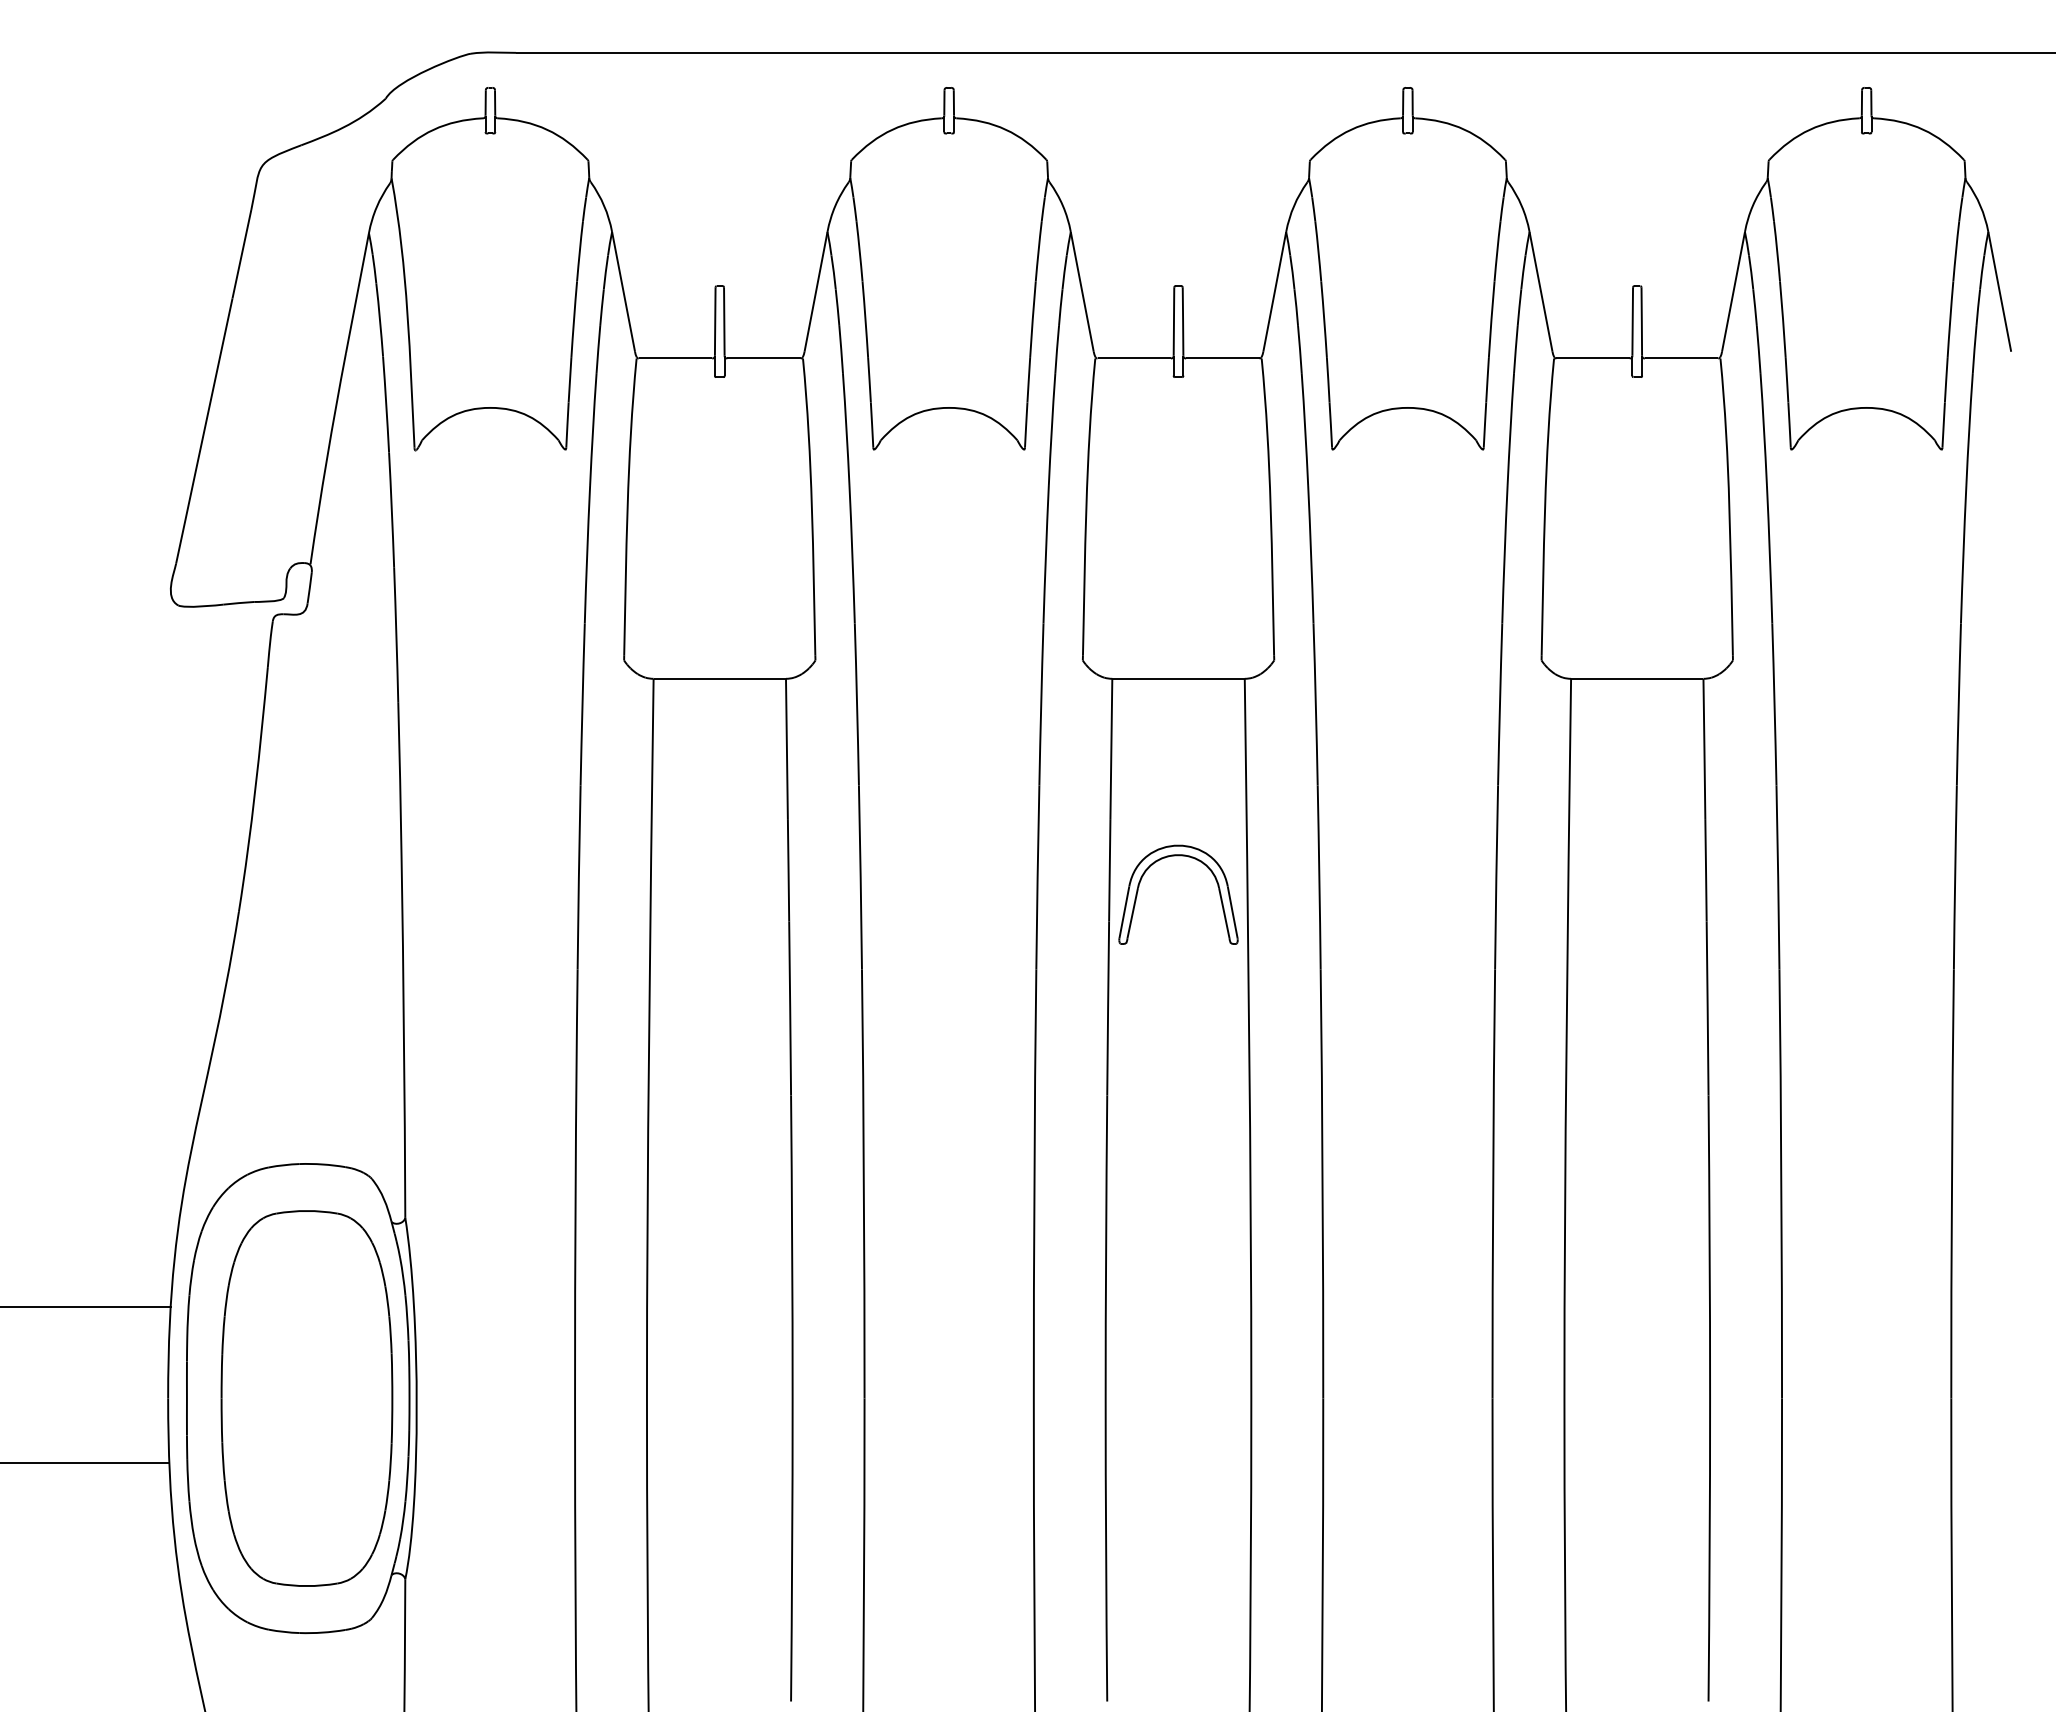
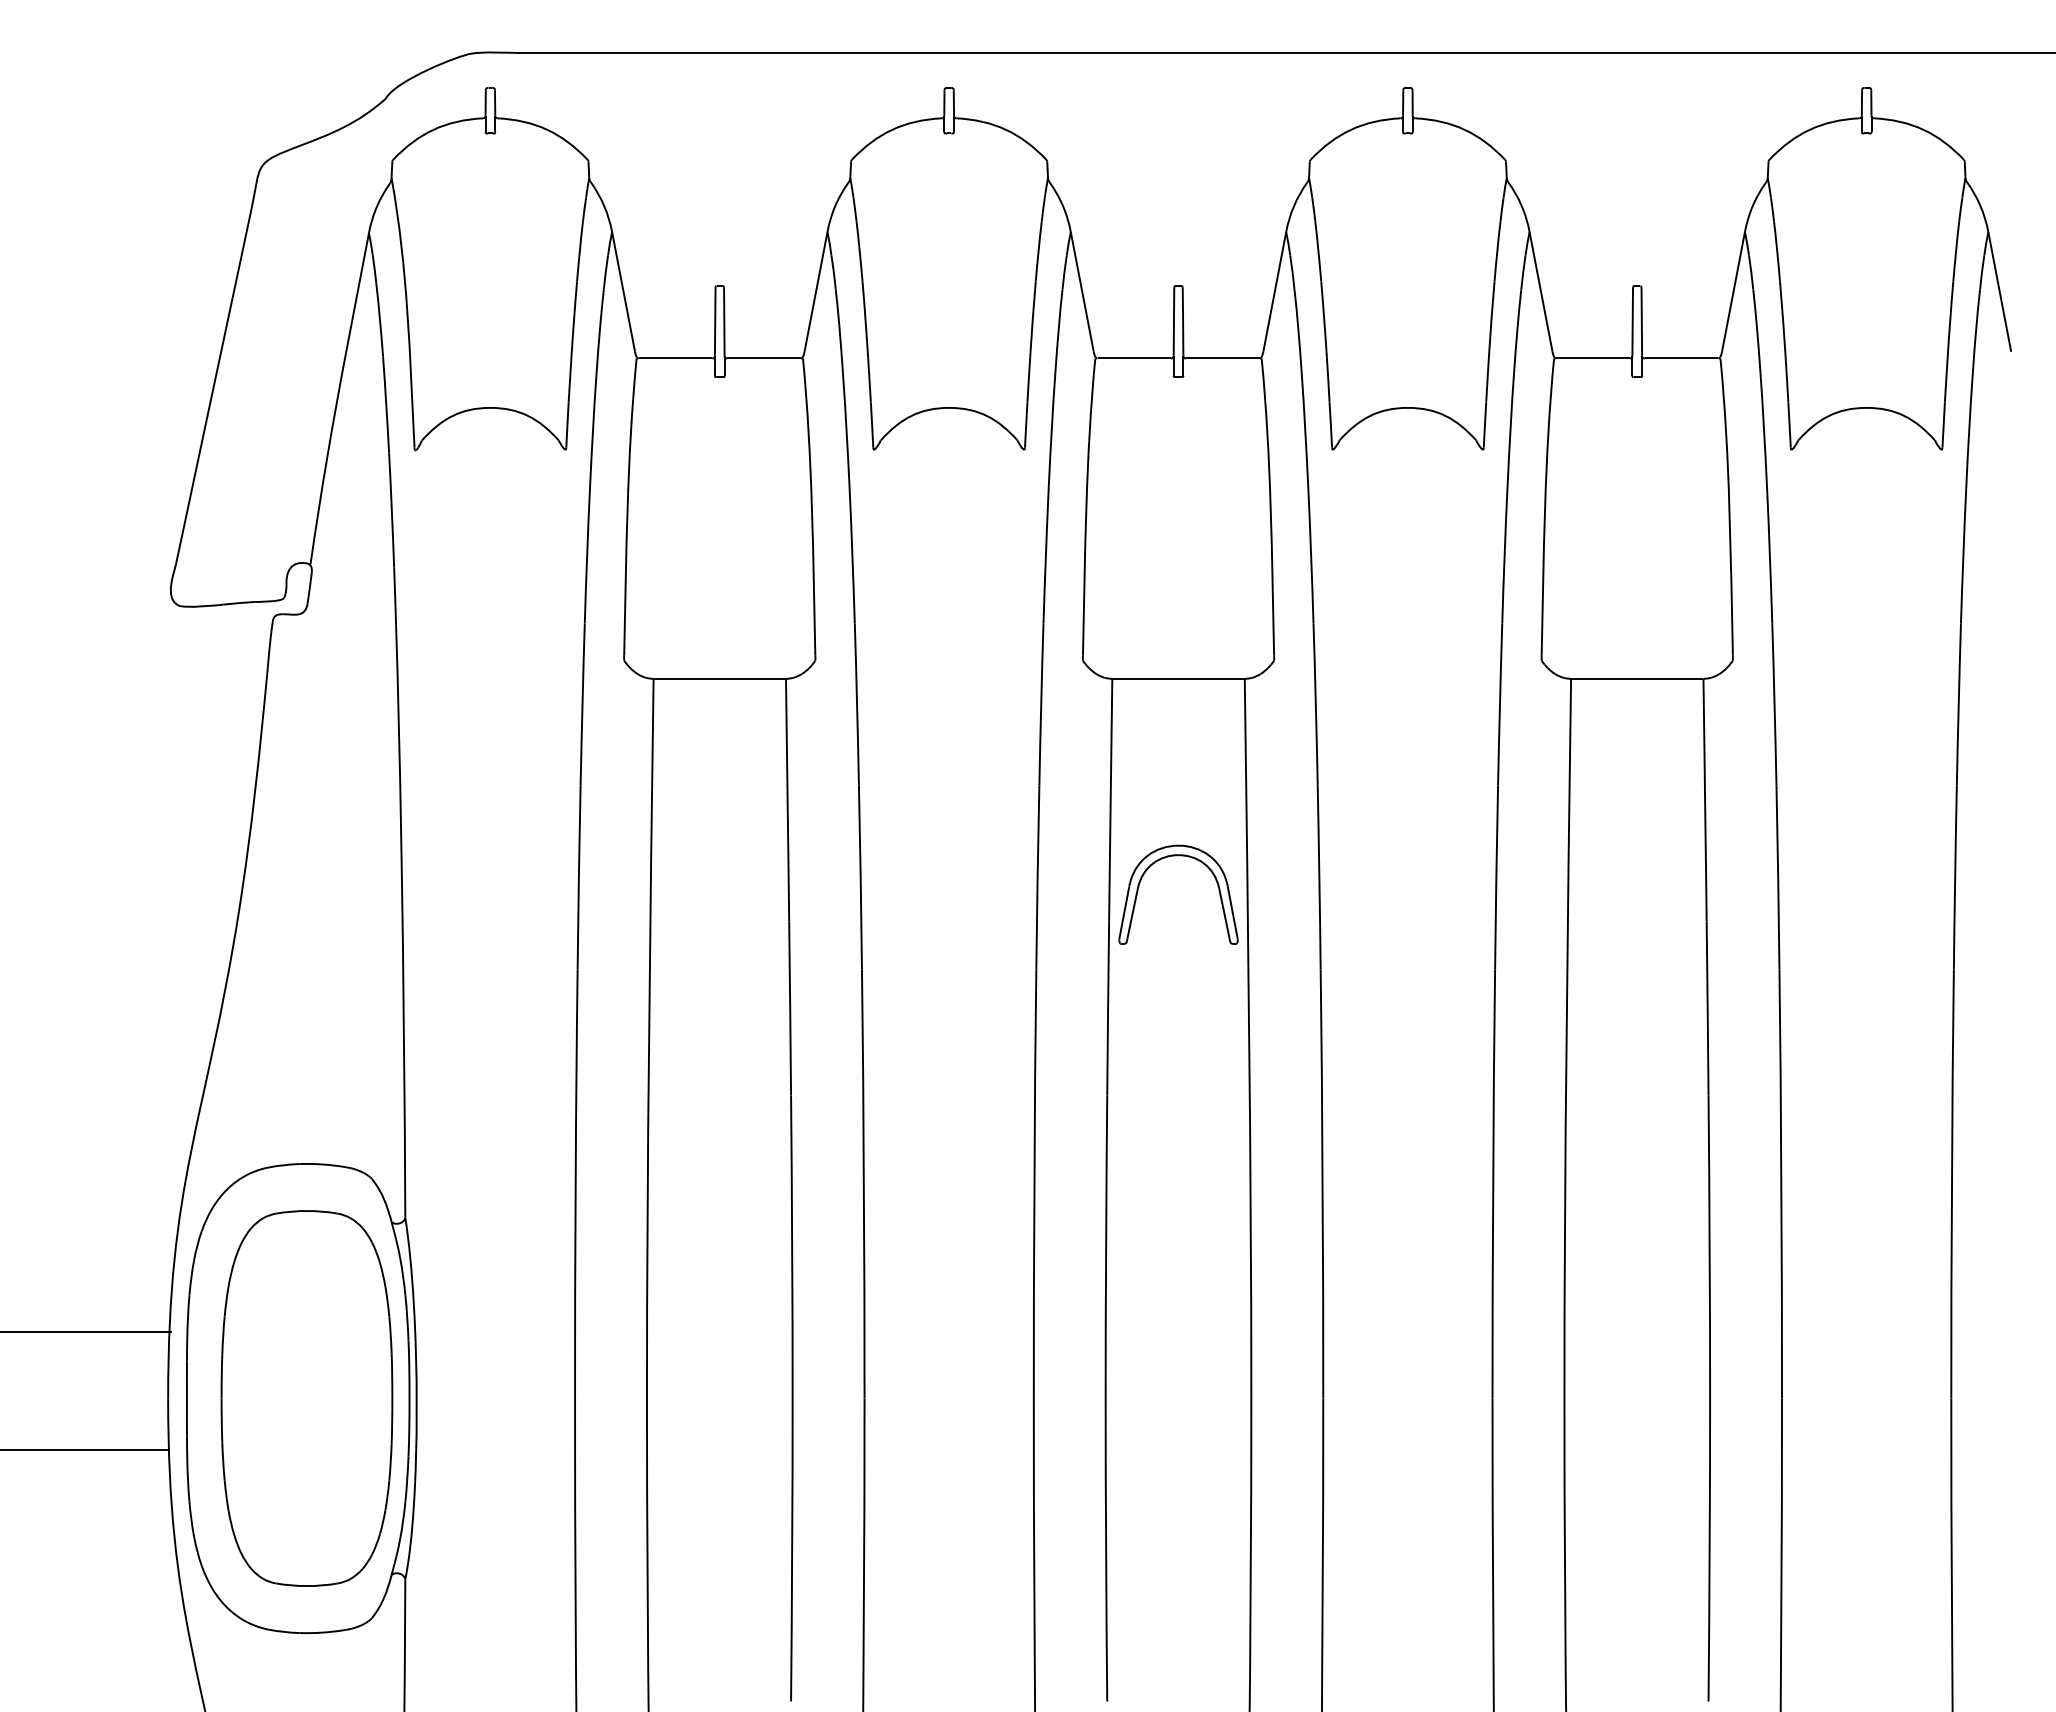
line position: (86, 1307) -> (86, 1332) (86, 1332)
line position: (85, 1463) -> (85, 1450) (85, 1450)
